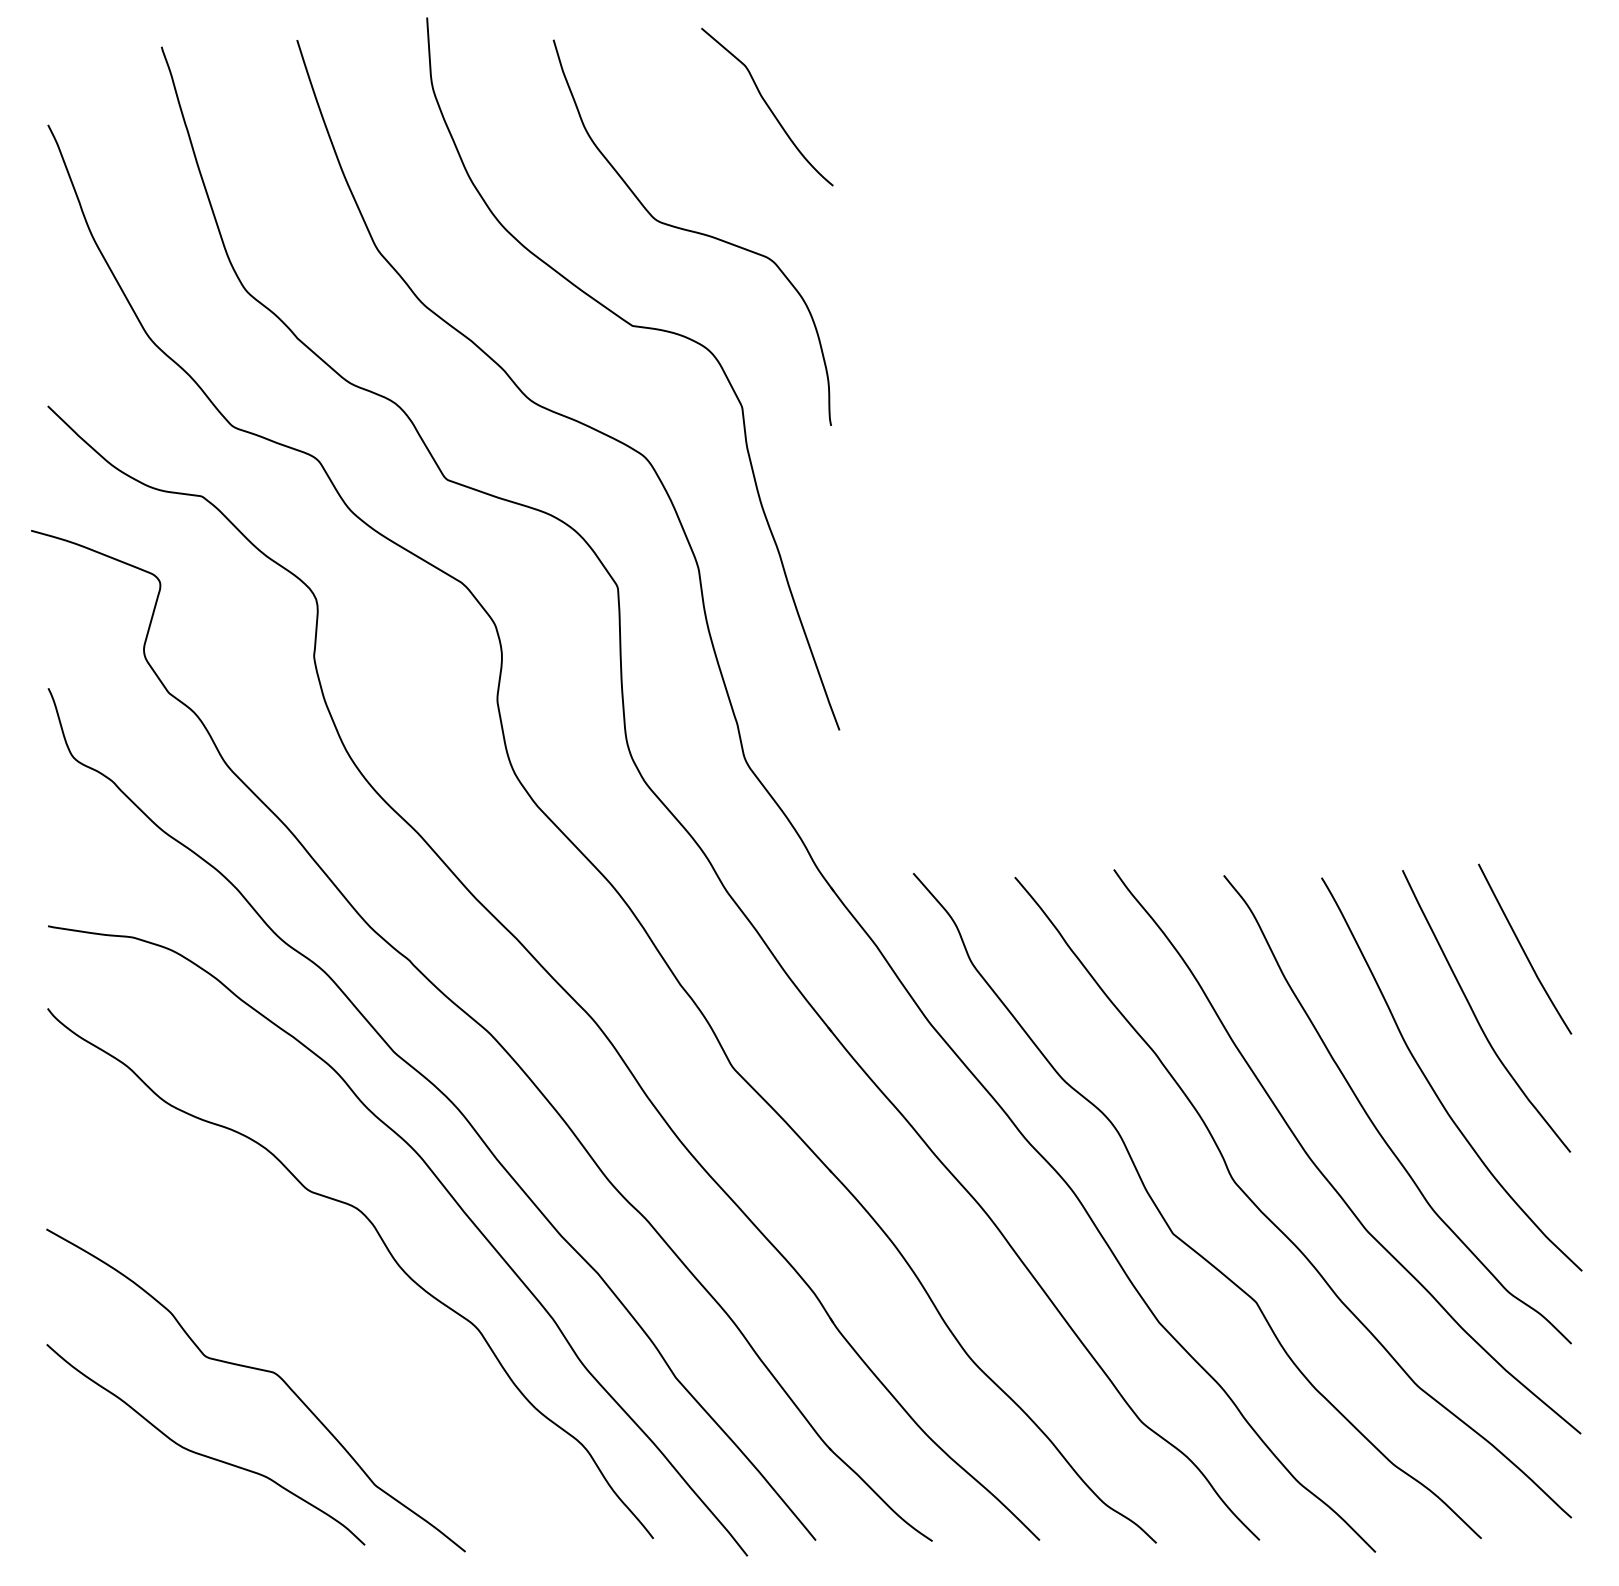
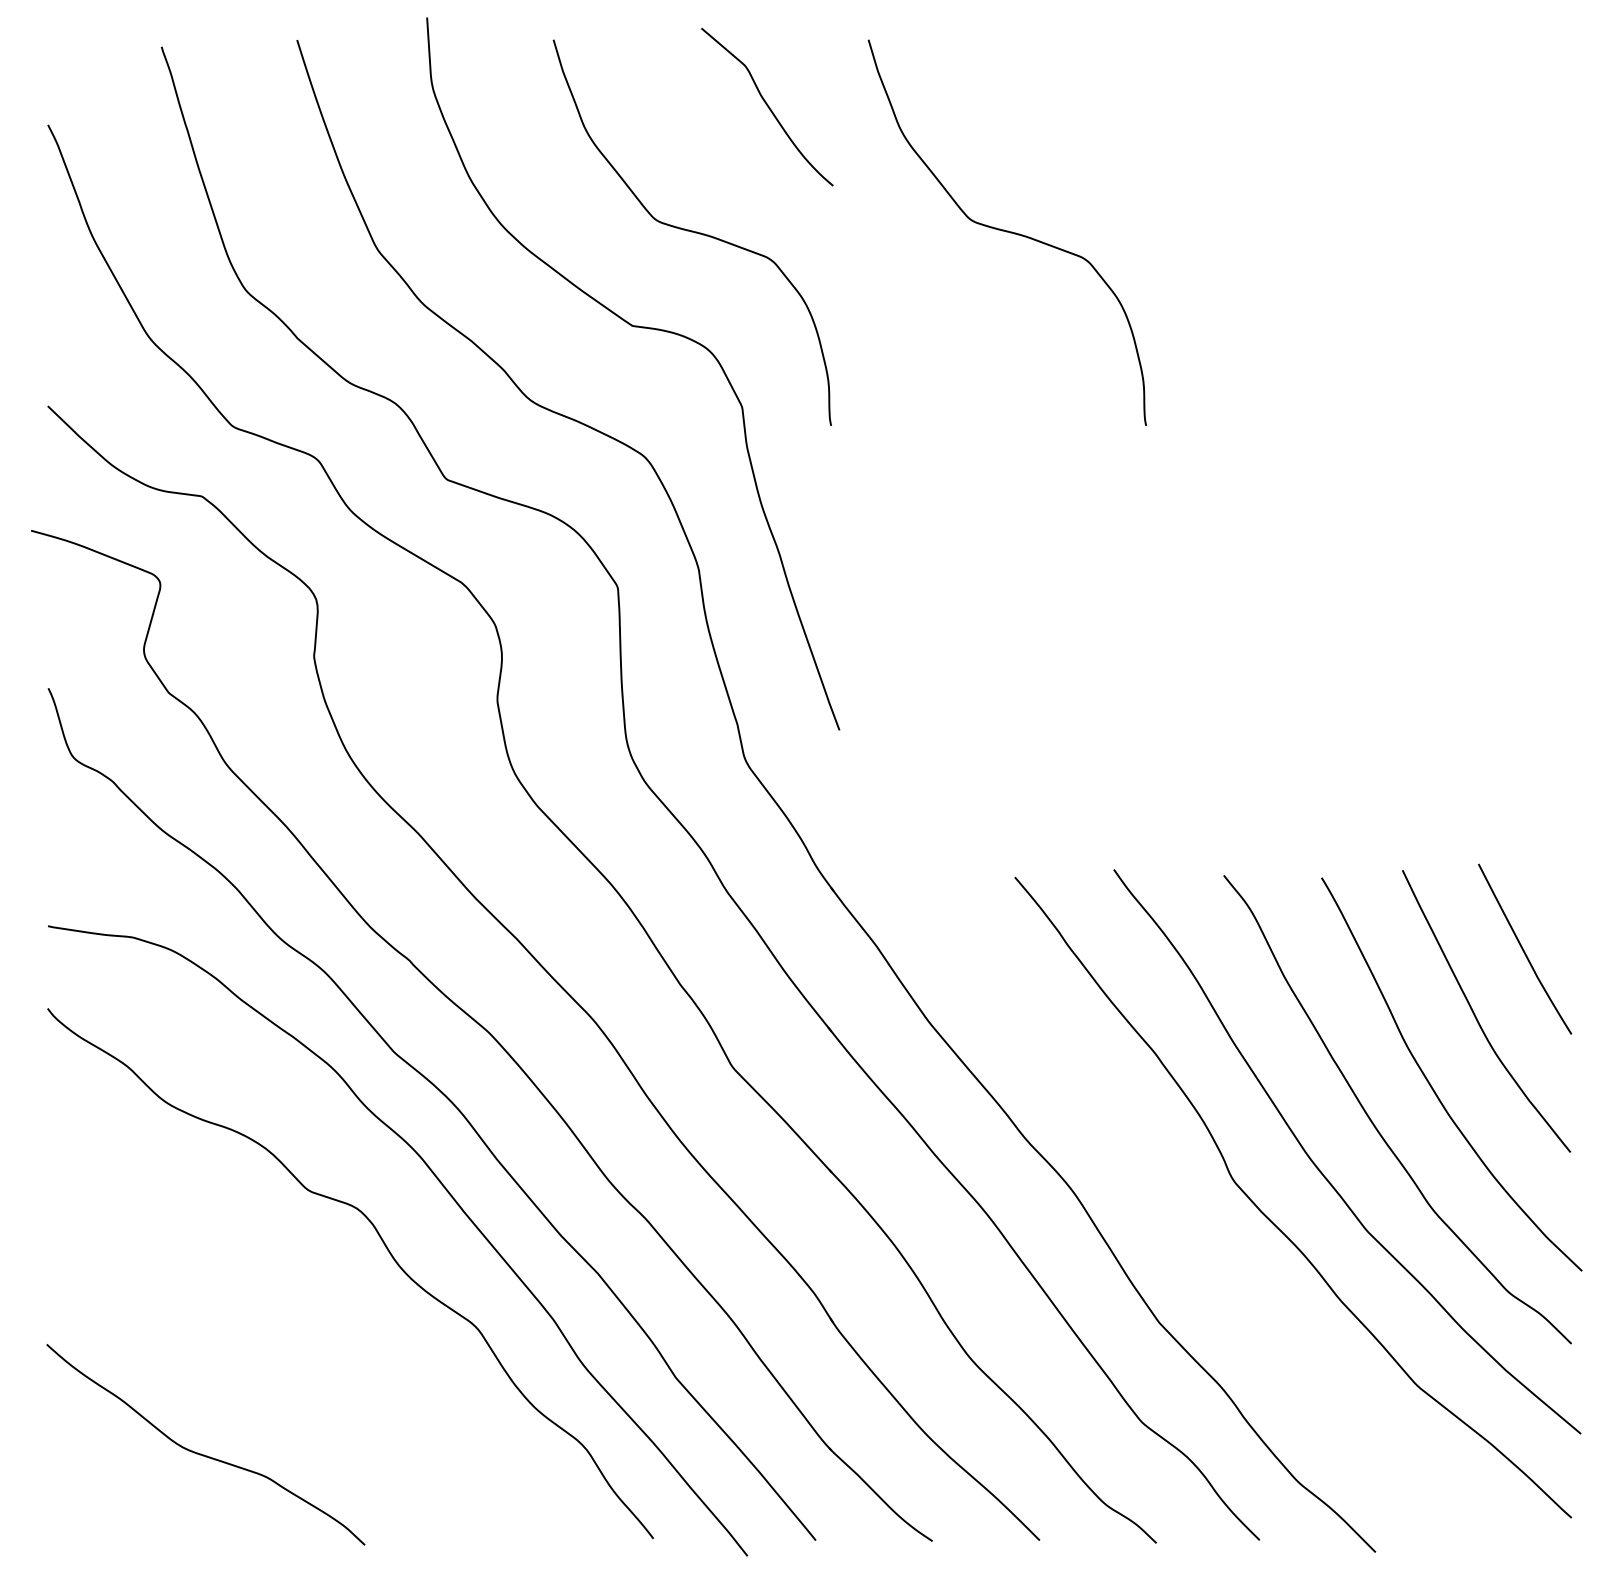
curve: none -> present (1006, 232)
curve: present -> none (1167, 1222)
curve: present -> none (258, 1370)
